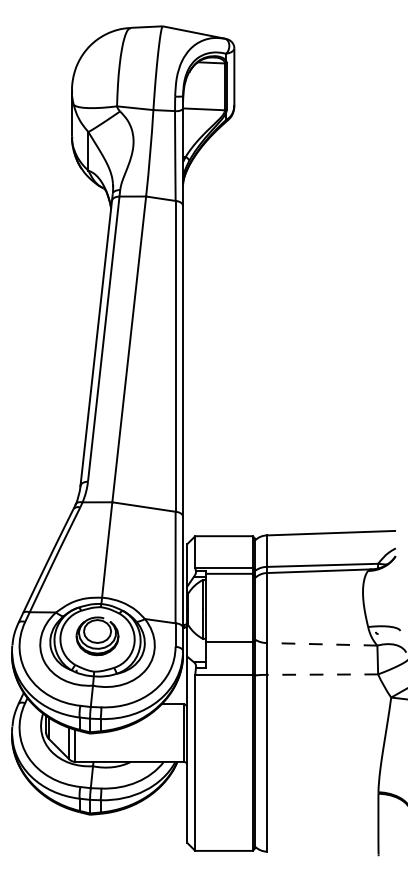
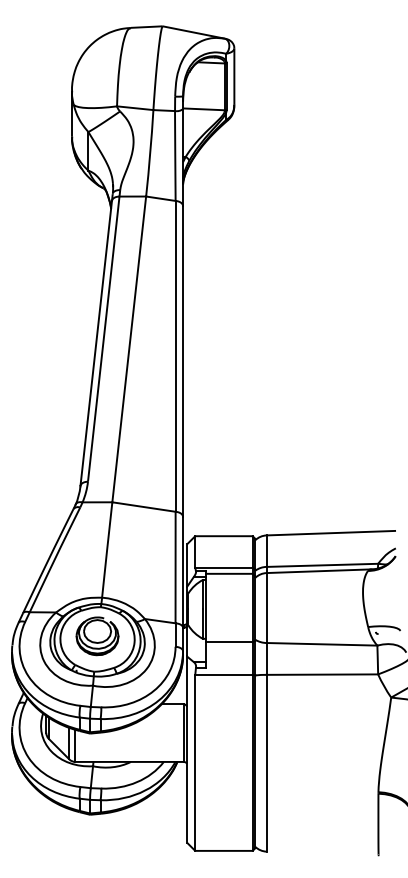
line: dashed -> solid (321, 644)
line: dashed -> solid (322, 674)
